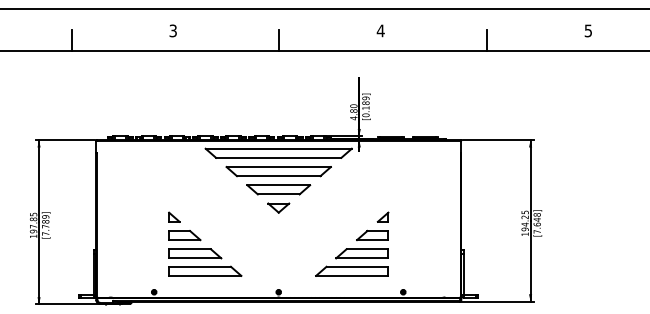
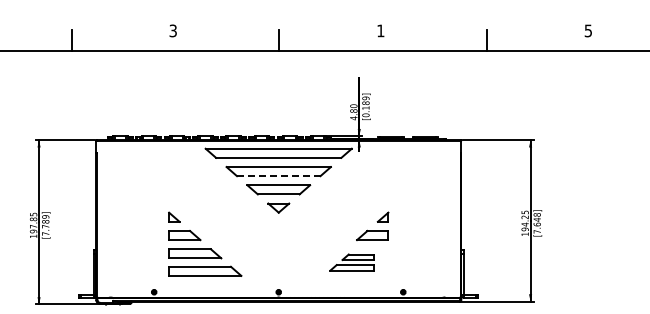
line: present -> none (324, 9)
text: 4 -> 1 (380, 30)
line: solid -> dashed (278, 176)
part size: 74x29 px -> 46x19 px (351, 262)
